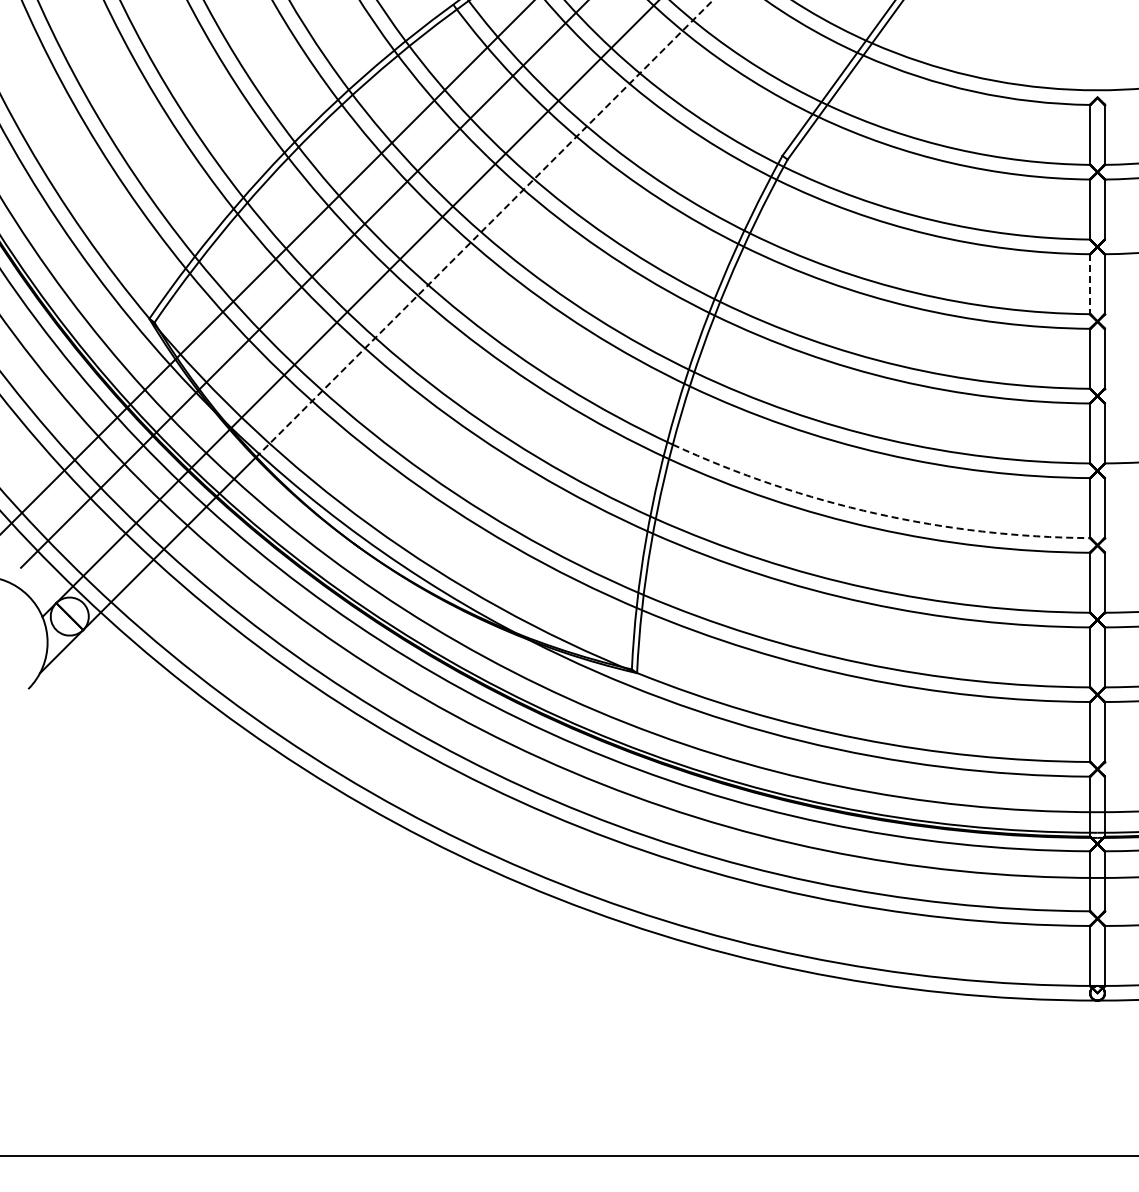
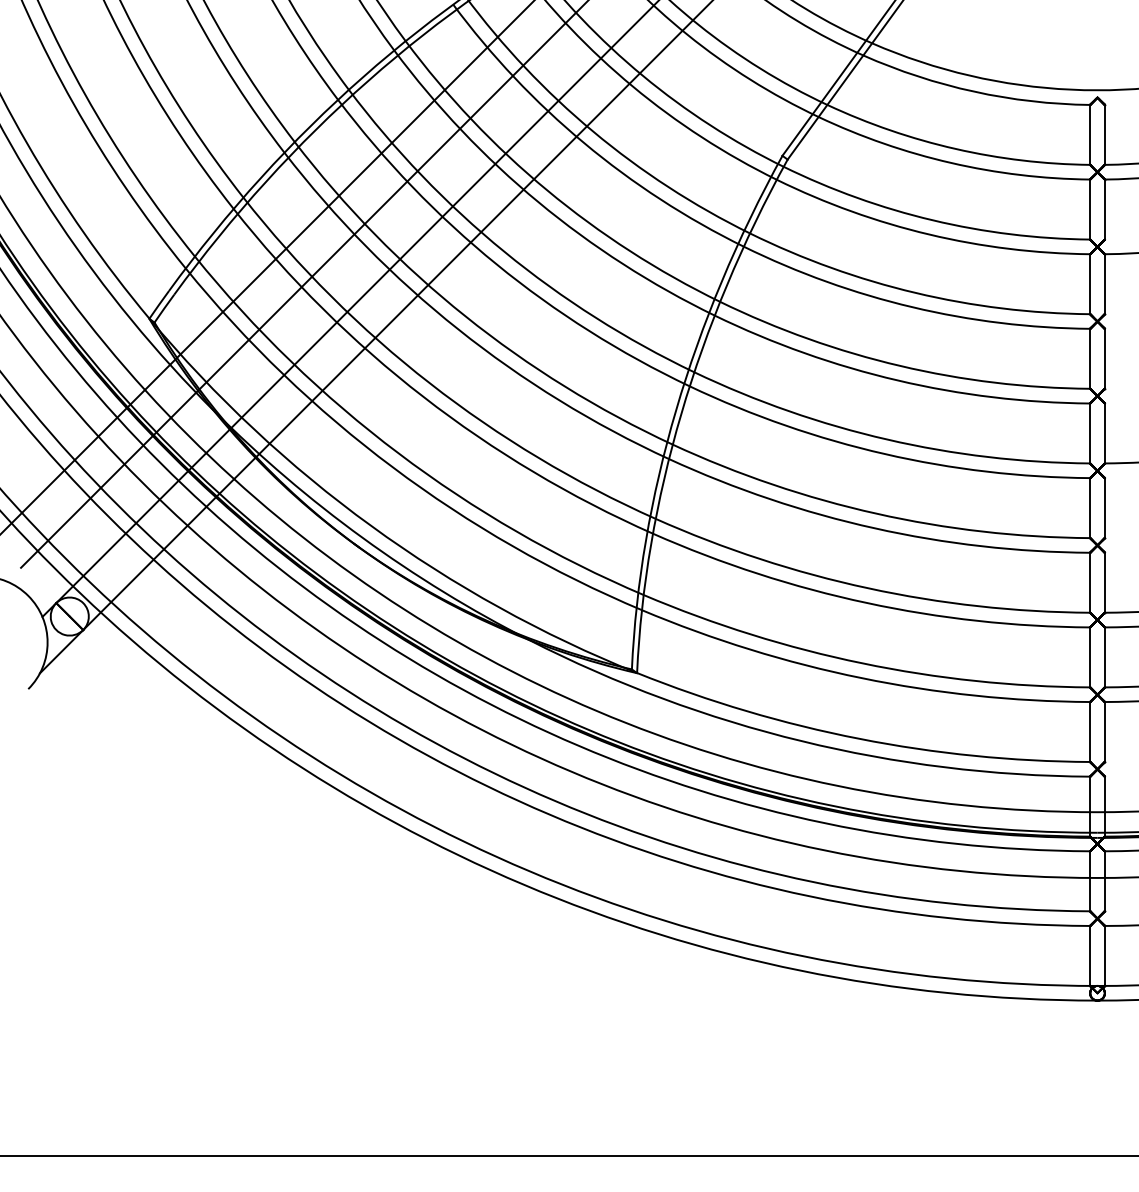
line: dashed -> solid (484, 228)
line: dashed -> solid (1090, 284)
arc: dashed -> solid (876, 513)
